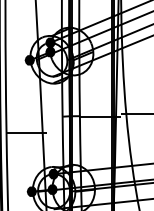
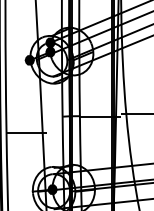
fill: present -> none (53, 173)
fill: present -> none (31, 191)
